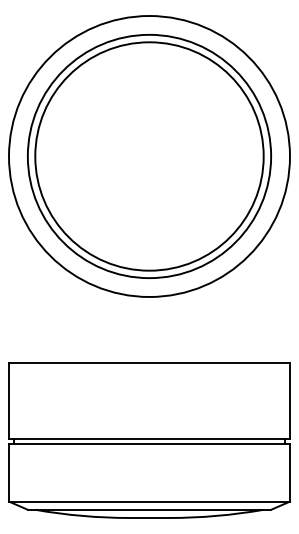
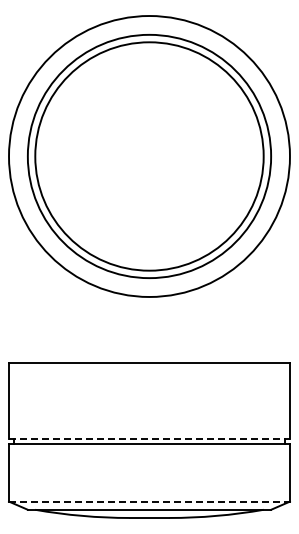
line: solid -> dashed (149, 439)
line: solid -> dashed (149, 501)
